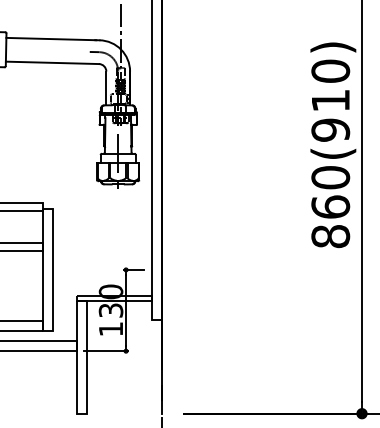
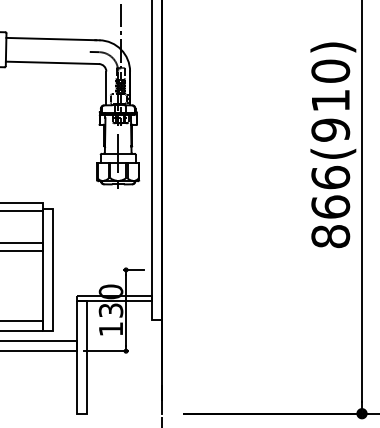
text: 860(910) -> 866(910) (330, 177)
